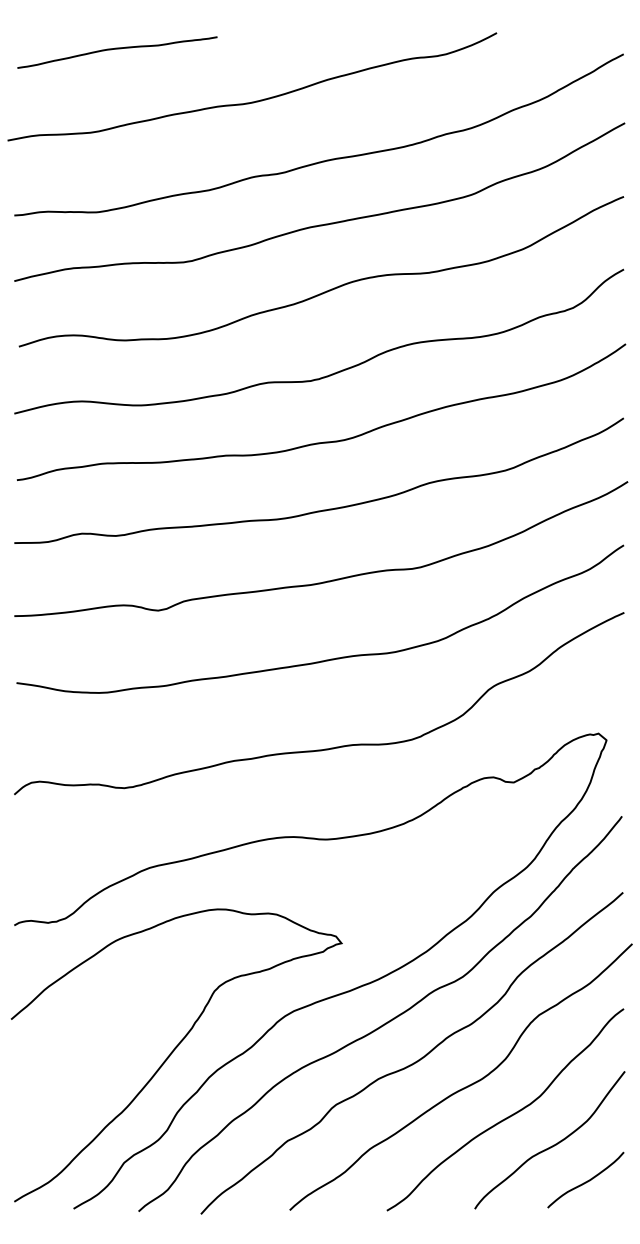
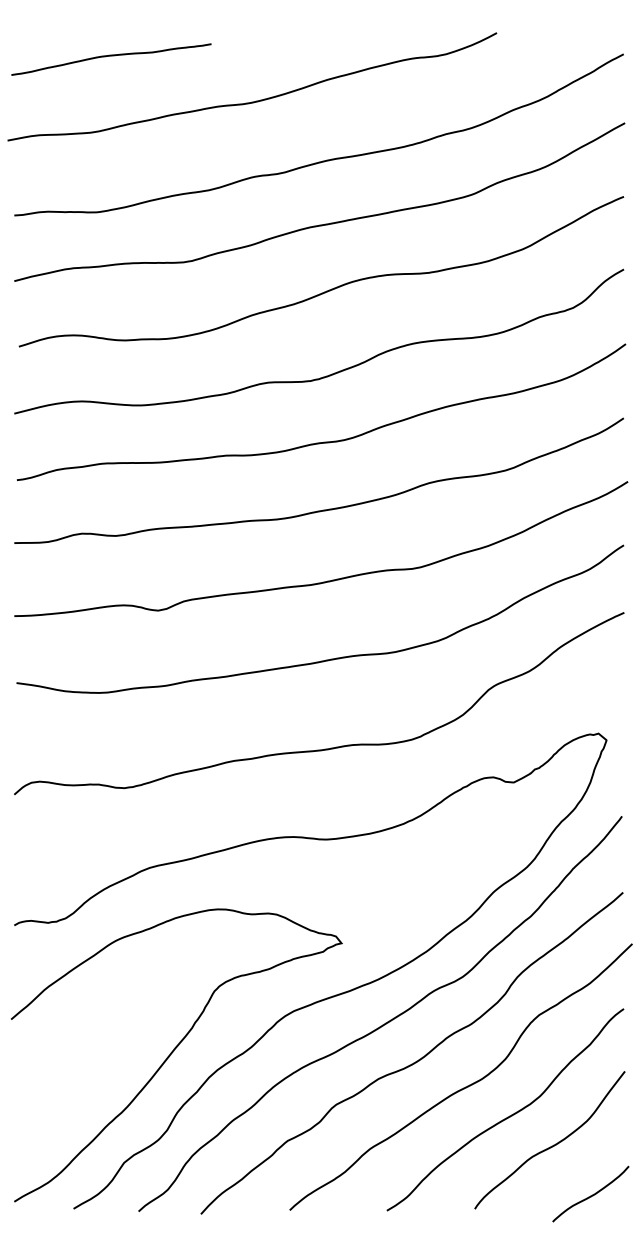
curve position: (117, 49) -> (111, 56) (111, 56)
curve position: (585, 1181) -> (590, 1195) (590, 1195)
